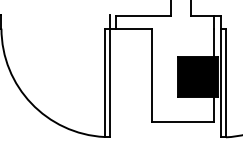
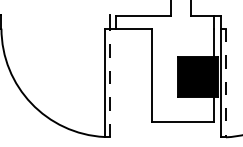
line: solid -> dashed (109, 82)
line: solid -> dashed (225, 83)
